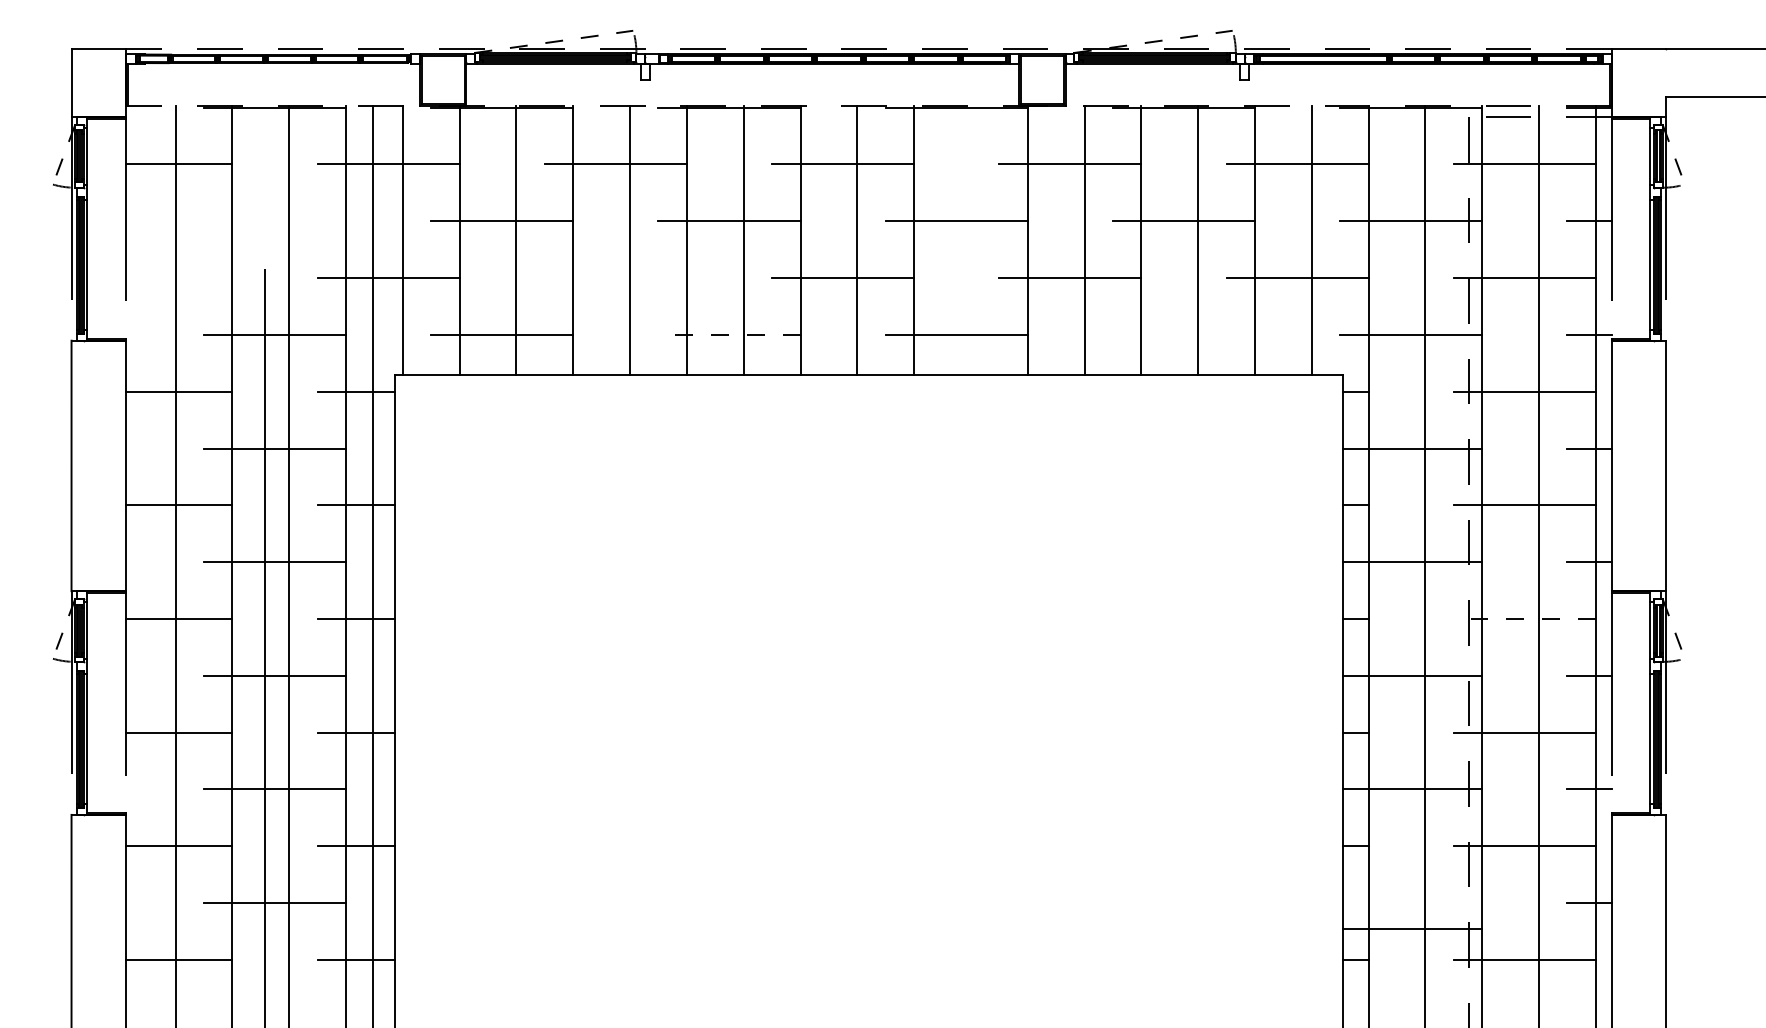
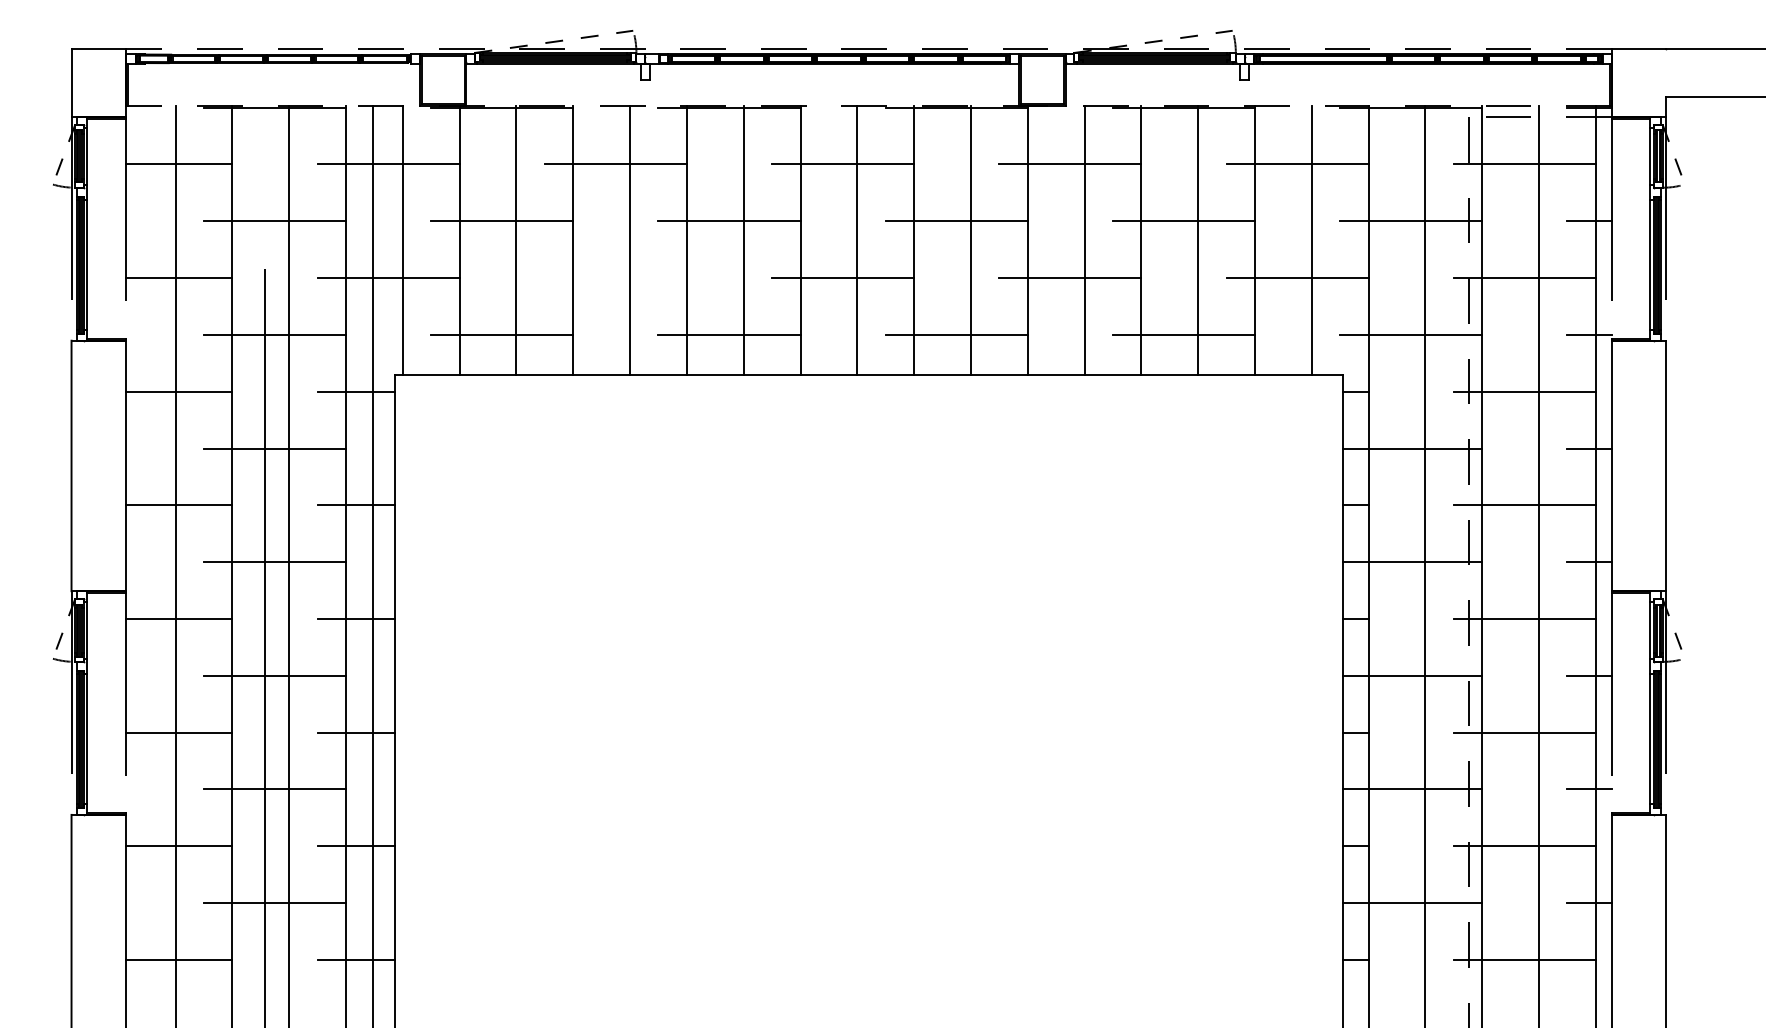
line: none -> present (274, 221)
line: none -> present (970, 240)
line: none -> present (179, 278)
line: dashed -> solid (728, 334)
line: none -> present (1183, 334)
line: dashed -> solid (1524, 618)
line position: (1412, 929) -> (1412, 903) (1412, 903)
